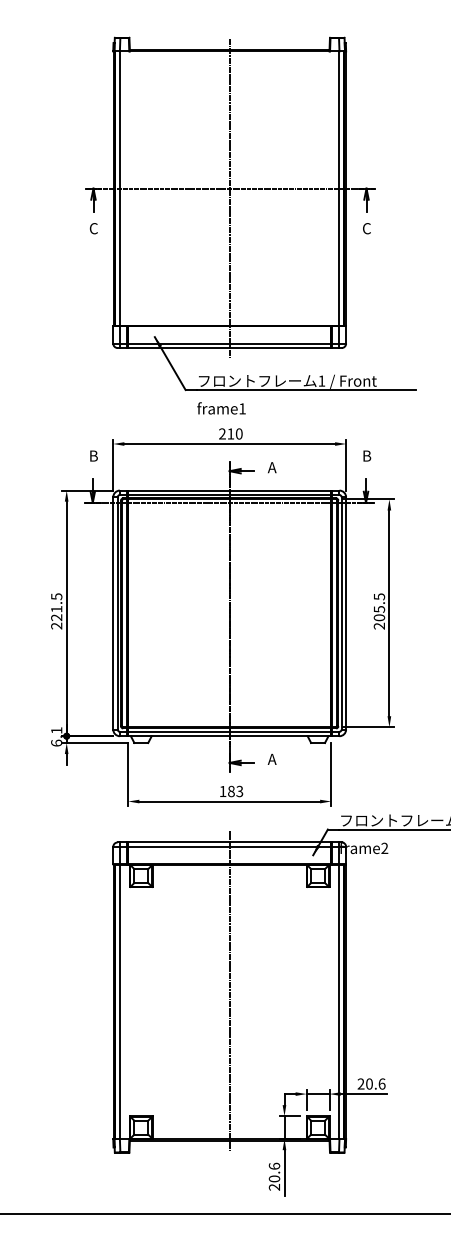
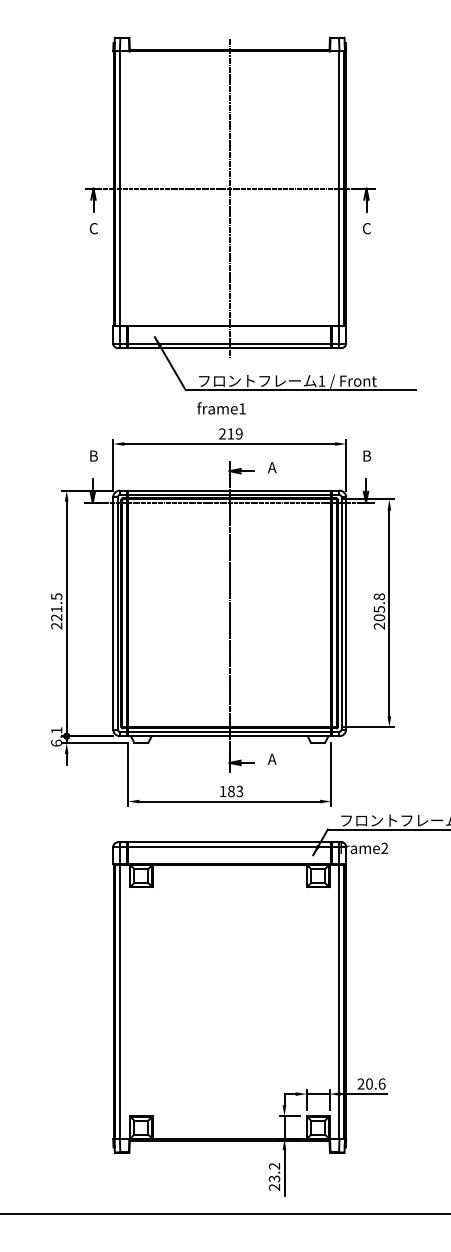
text: 210 -> 219 (238, 433)
text: 205.5 -> 205.8 (378, 596)
line: present -> none (229, 991)
text: 20.6 -> 23.2 (274, 1172)
